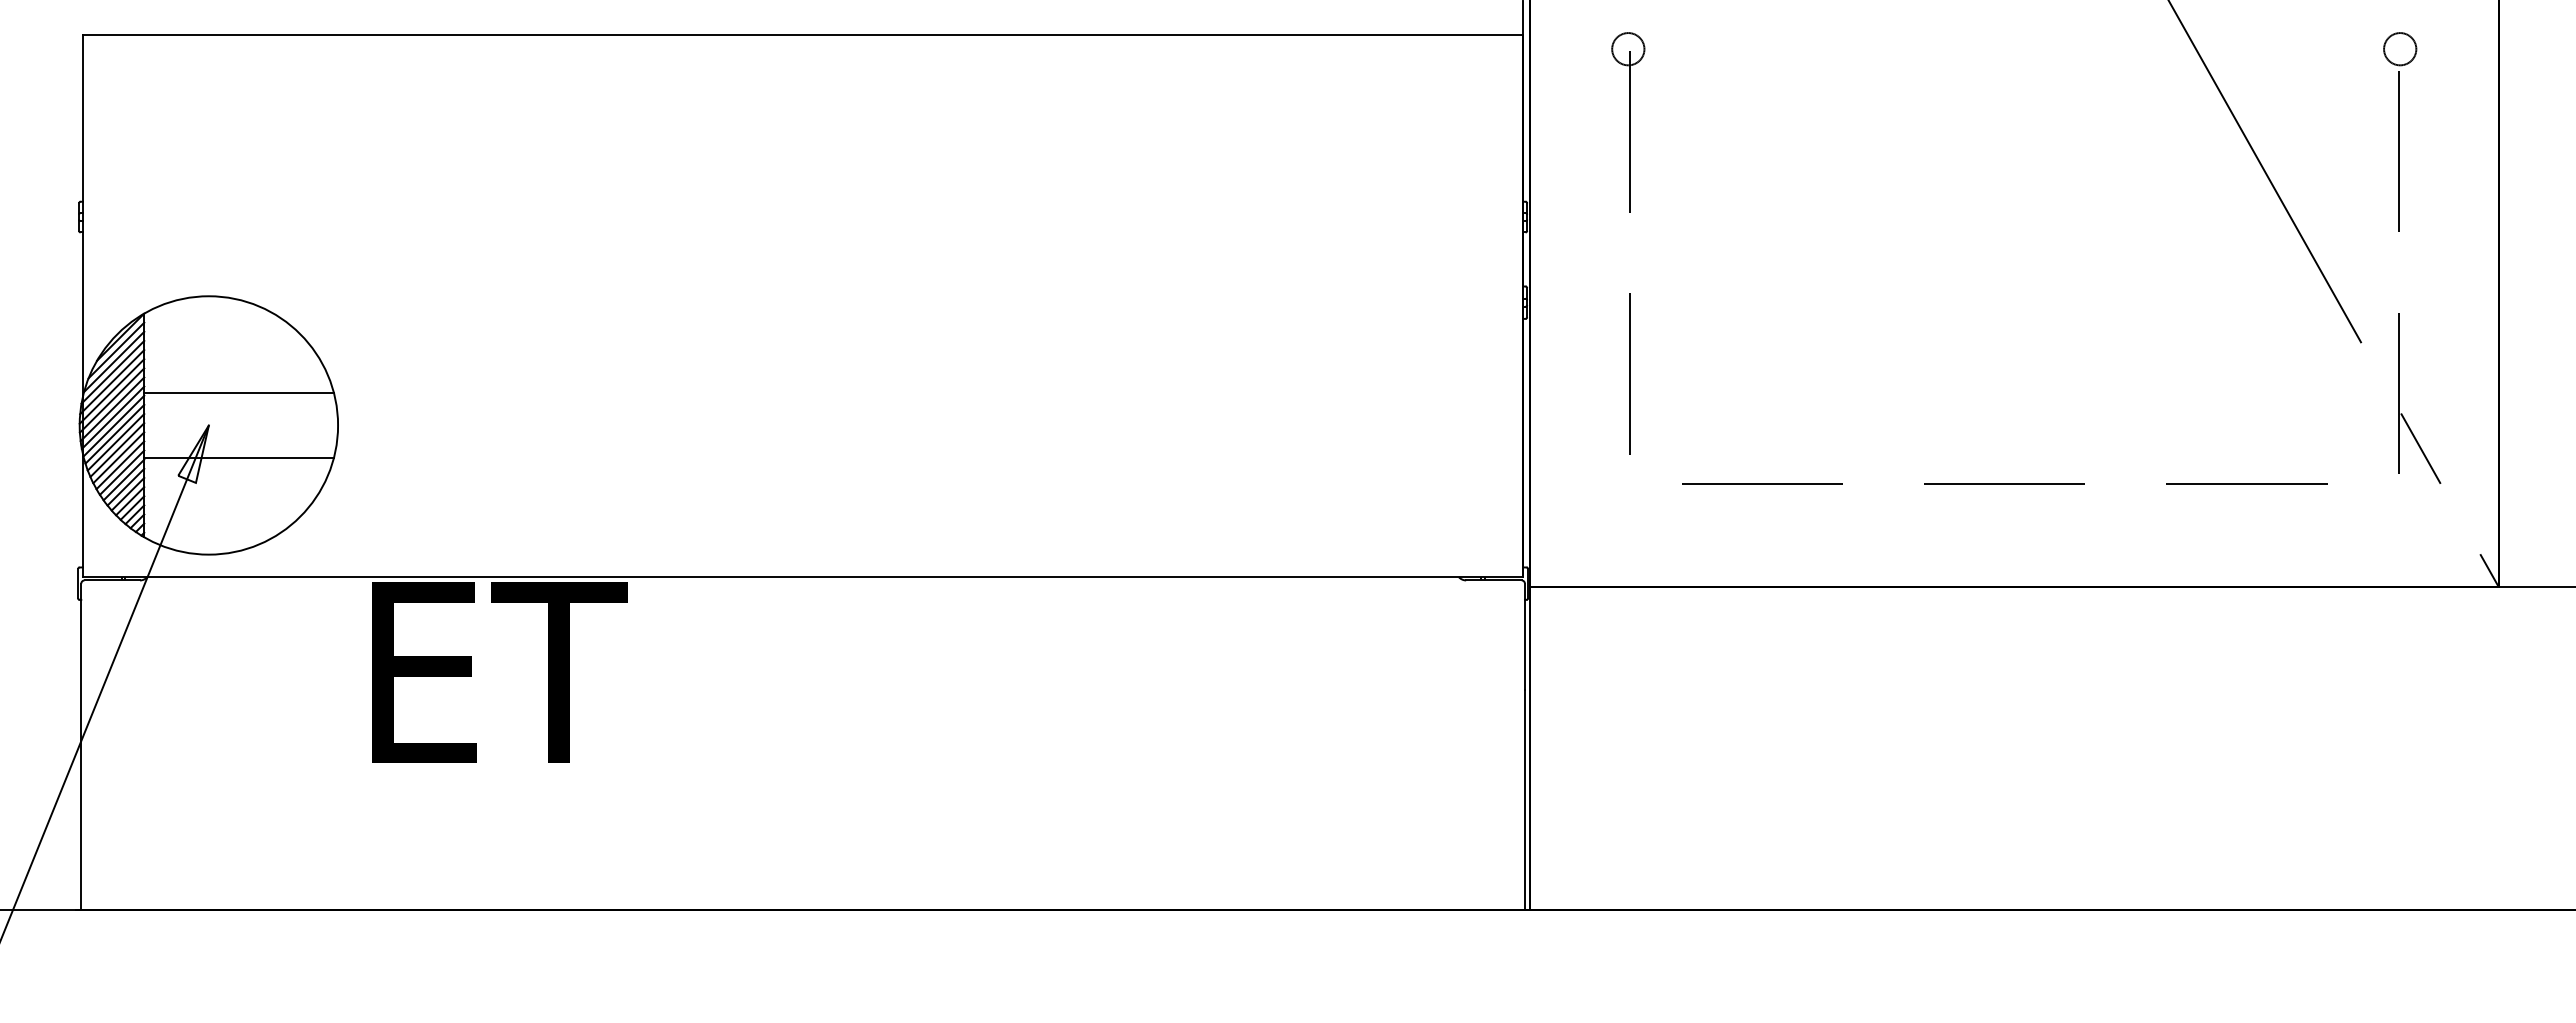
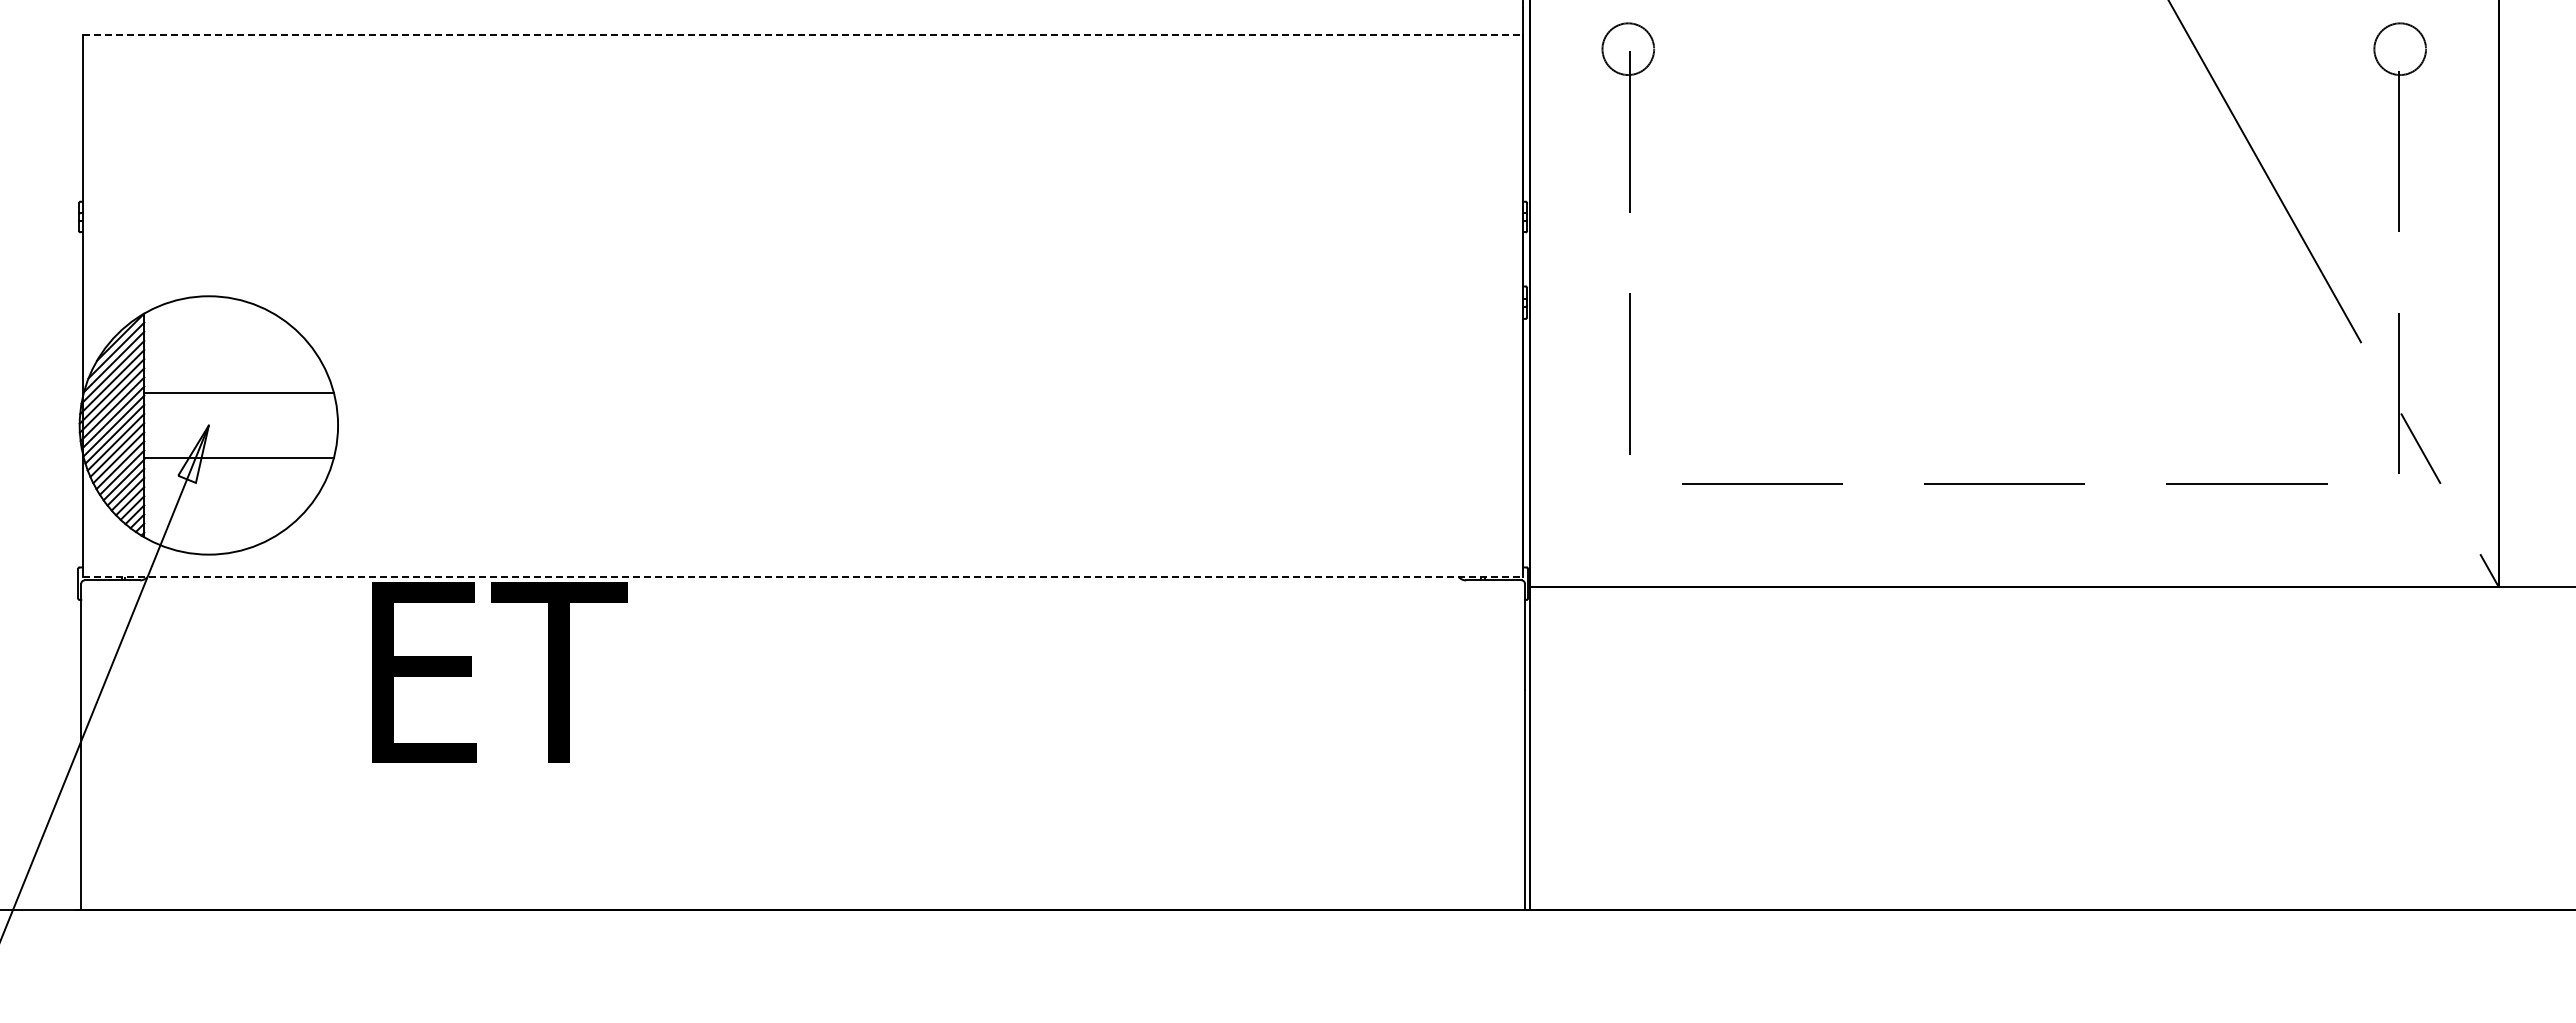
line: solid -> dashed (803, 34)
circle diameter: 32 px -> 52 px (1628, 49)
circle diameter: 32 px -> 52 px (2400, 49)
line: solid -> dashed (803, 577)
